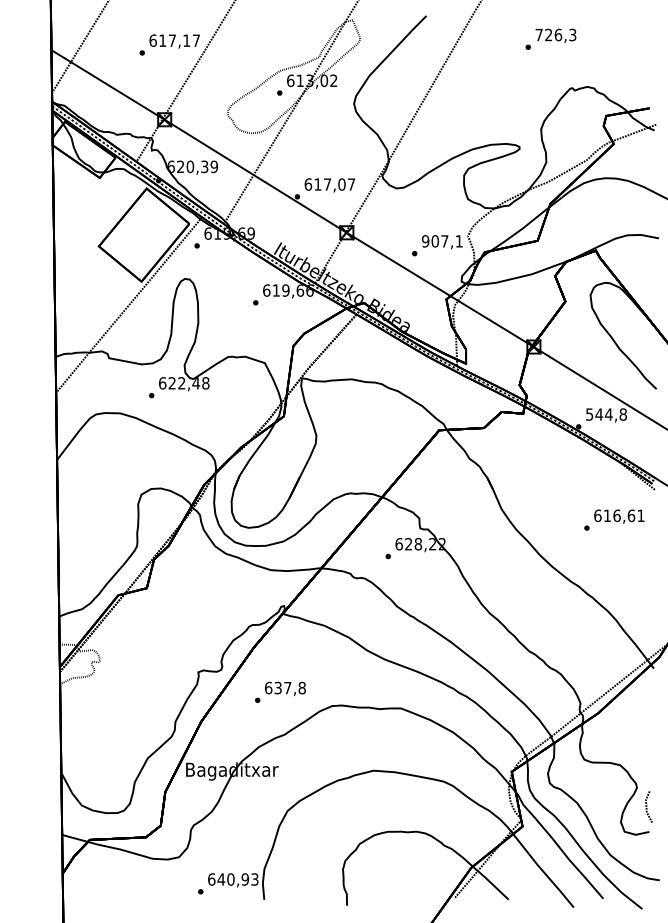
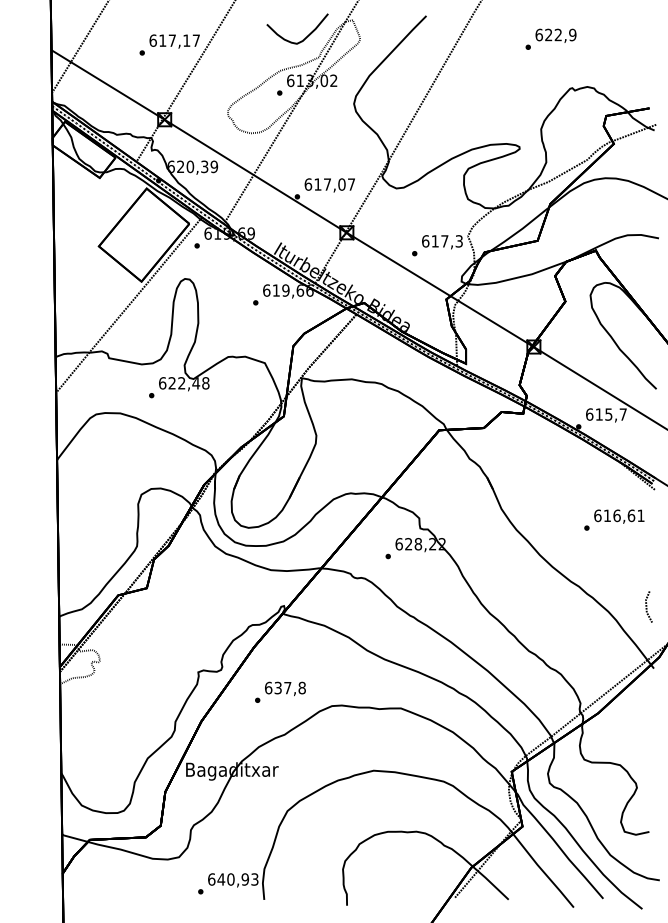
text: 726,3 -> 622,9 (555, 34)
curve: none -> present (306, 36)
text: 907,1 -> 617,3 (441, 241)
text: 544,8 -> 615,7 (606, 414)
line position: (647, 806) -> (647, 606) (647, 606)
